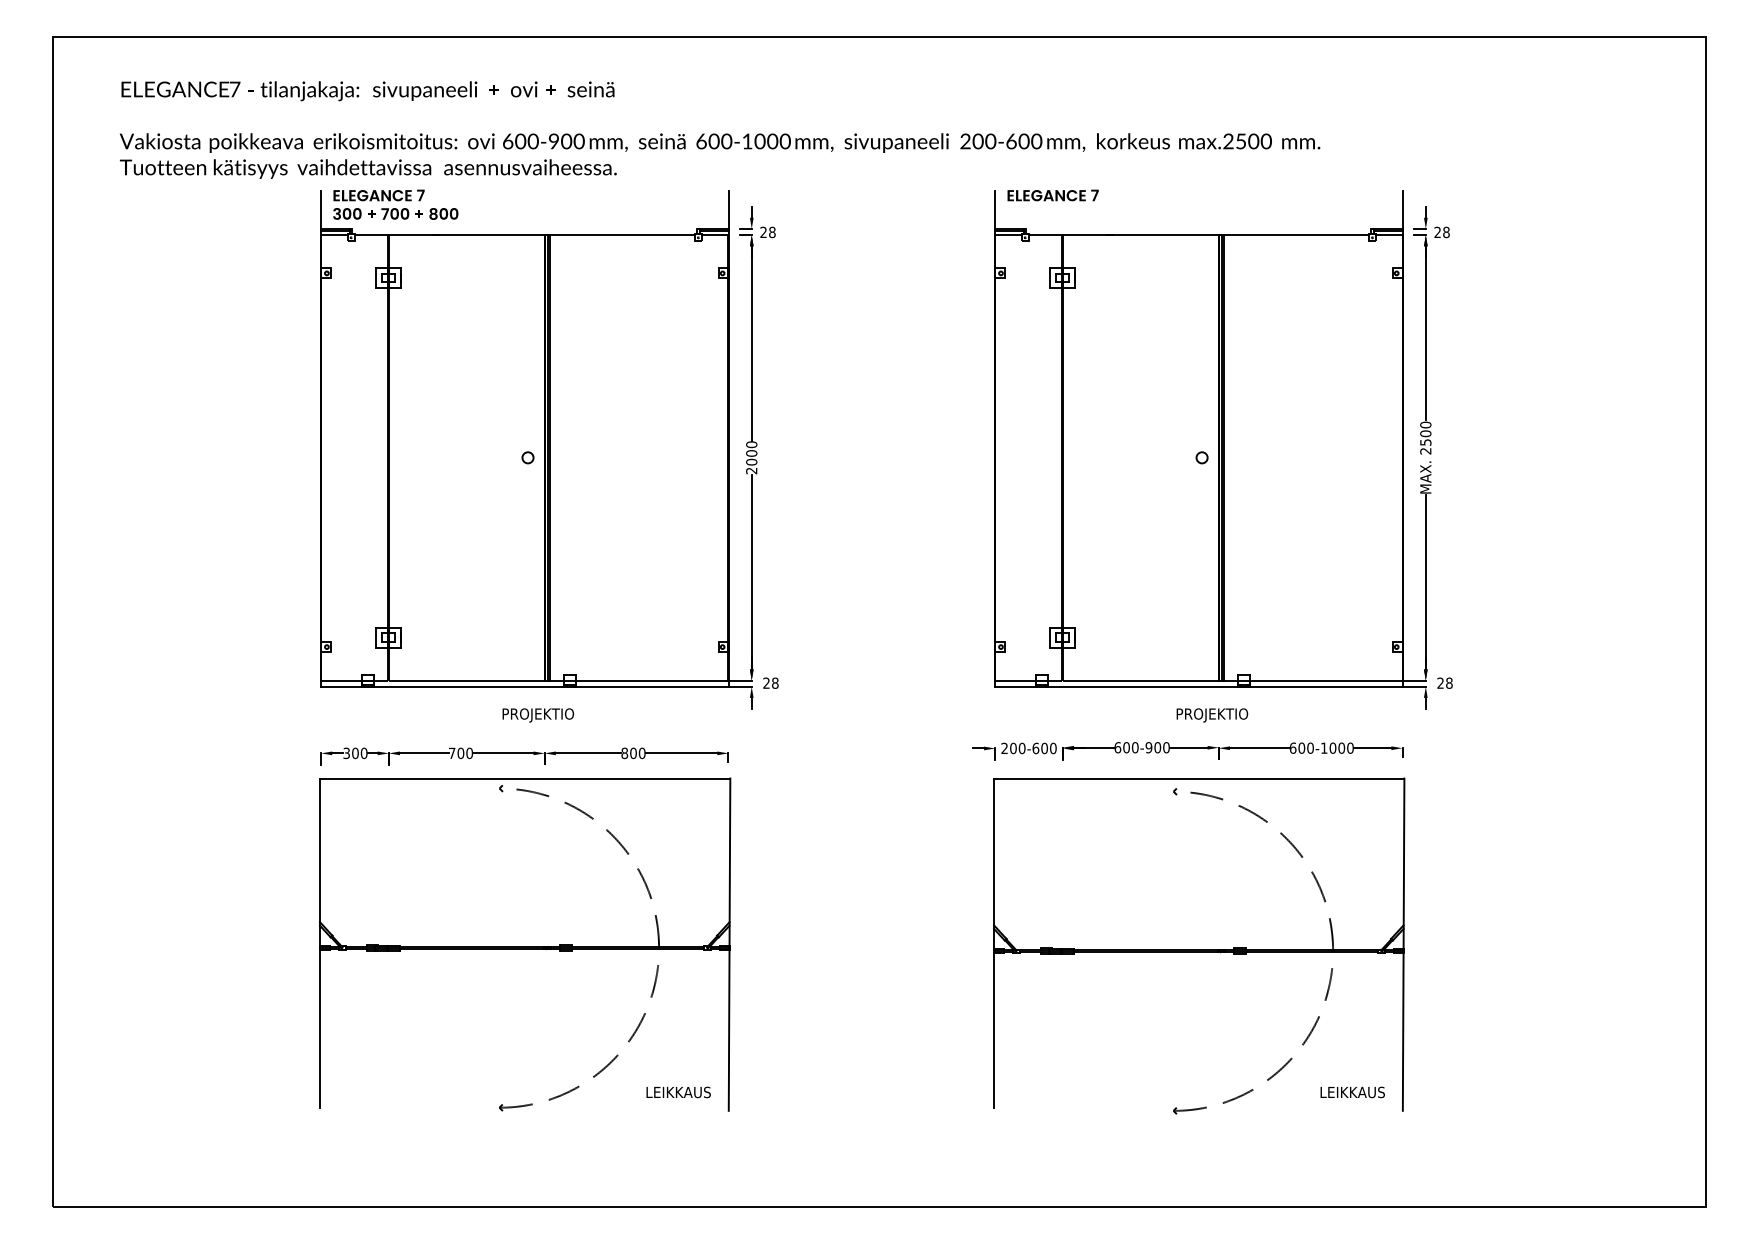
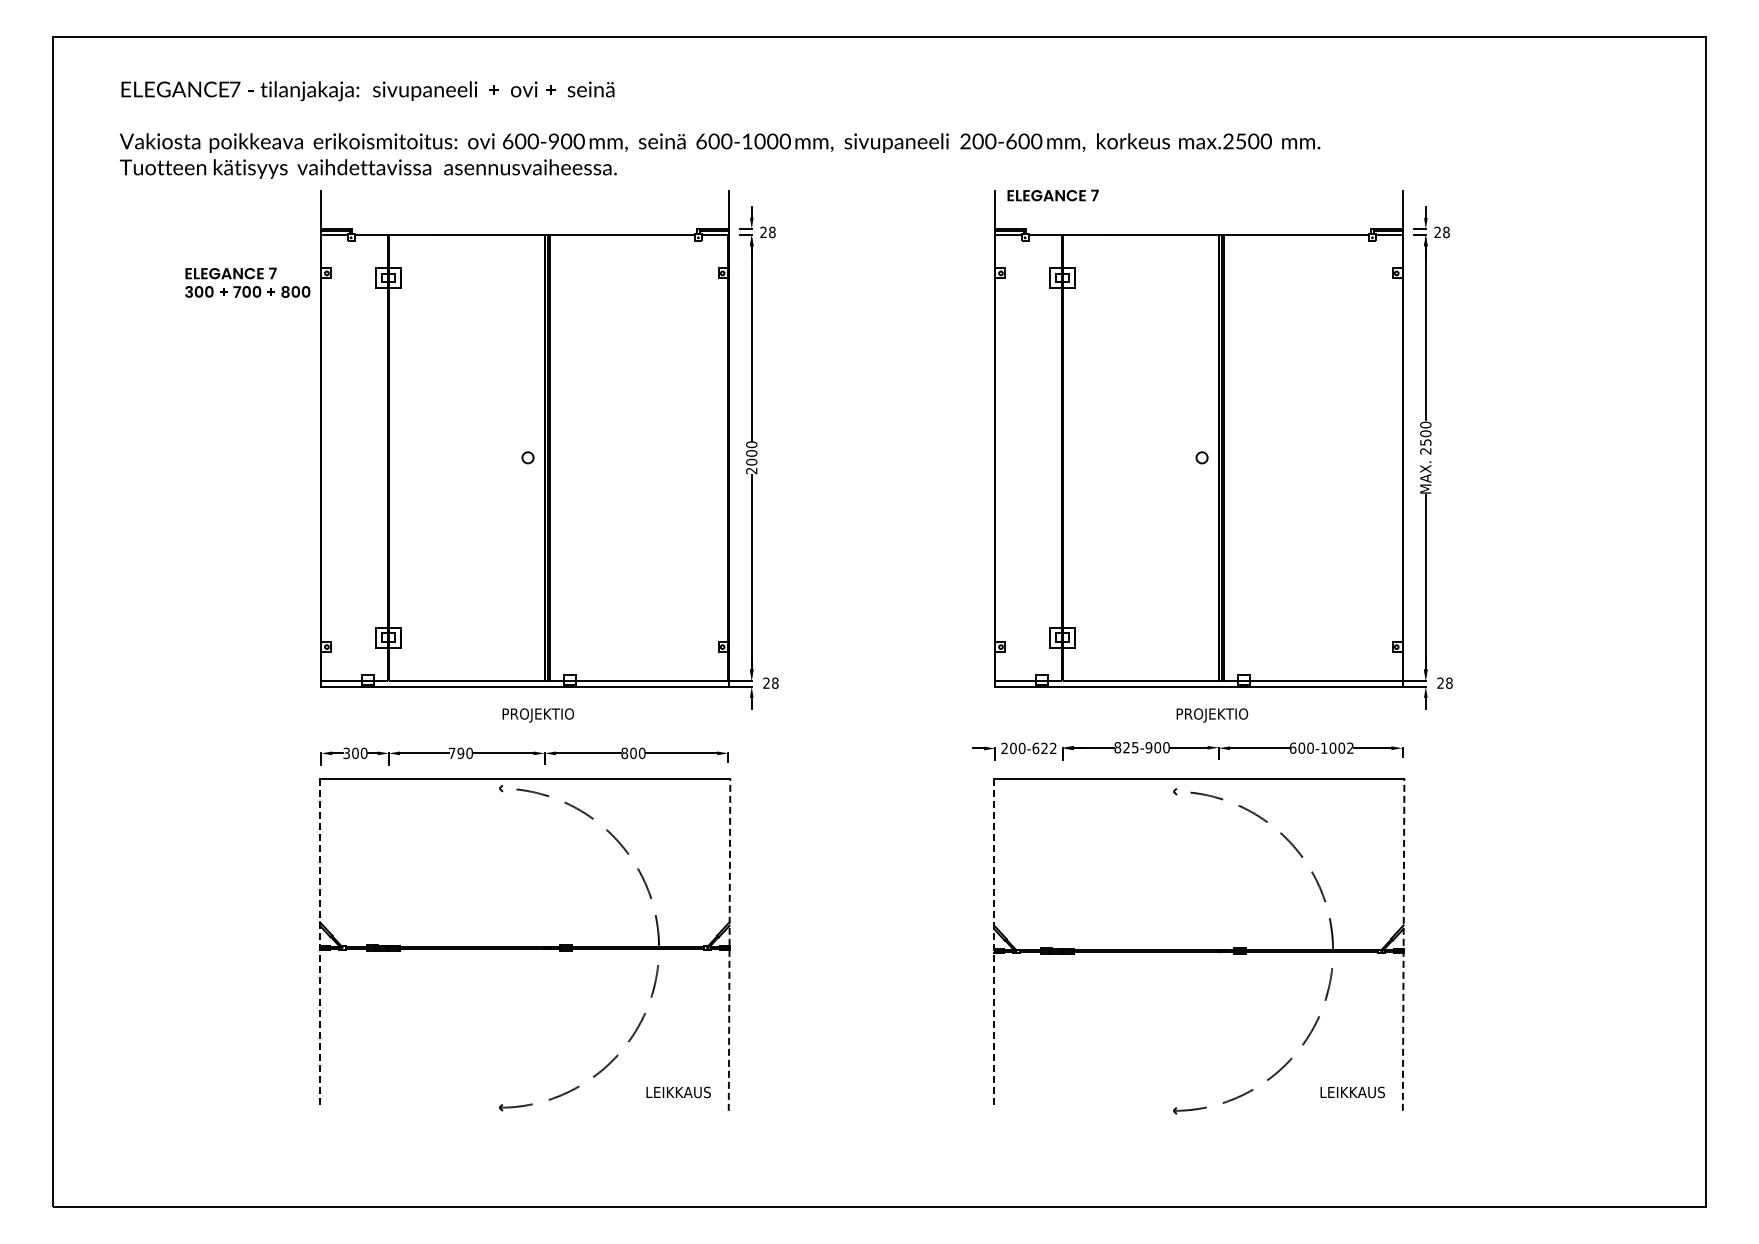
text position: (395, 204) -> (247, 282) (247, 282)
text: 600-900 -> 825-900 (1126, 747)
text: 600-1000 -> 600-1002 (1350, 747)
text: 200-600 -> 200-622 (1048, 748)
text: 700 -> 790 (460, 753)
line: solid -> dashed (320, 943)
line: solid -> dashed (994, 943)
line: solid -> dashed (729, 944)
line: solid -> dashed (1403, 944)
